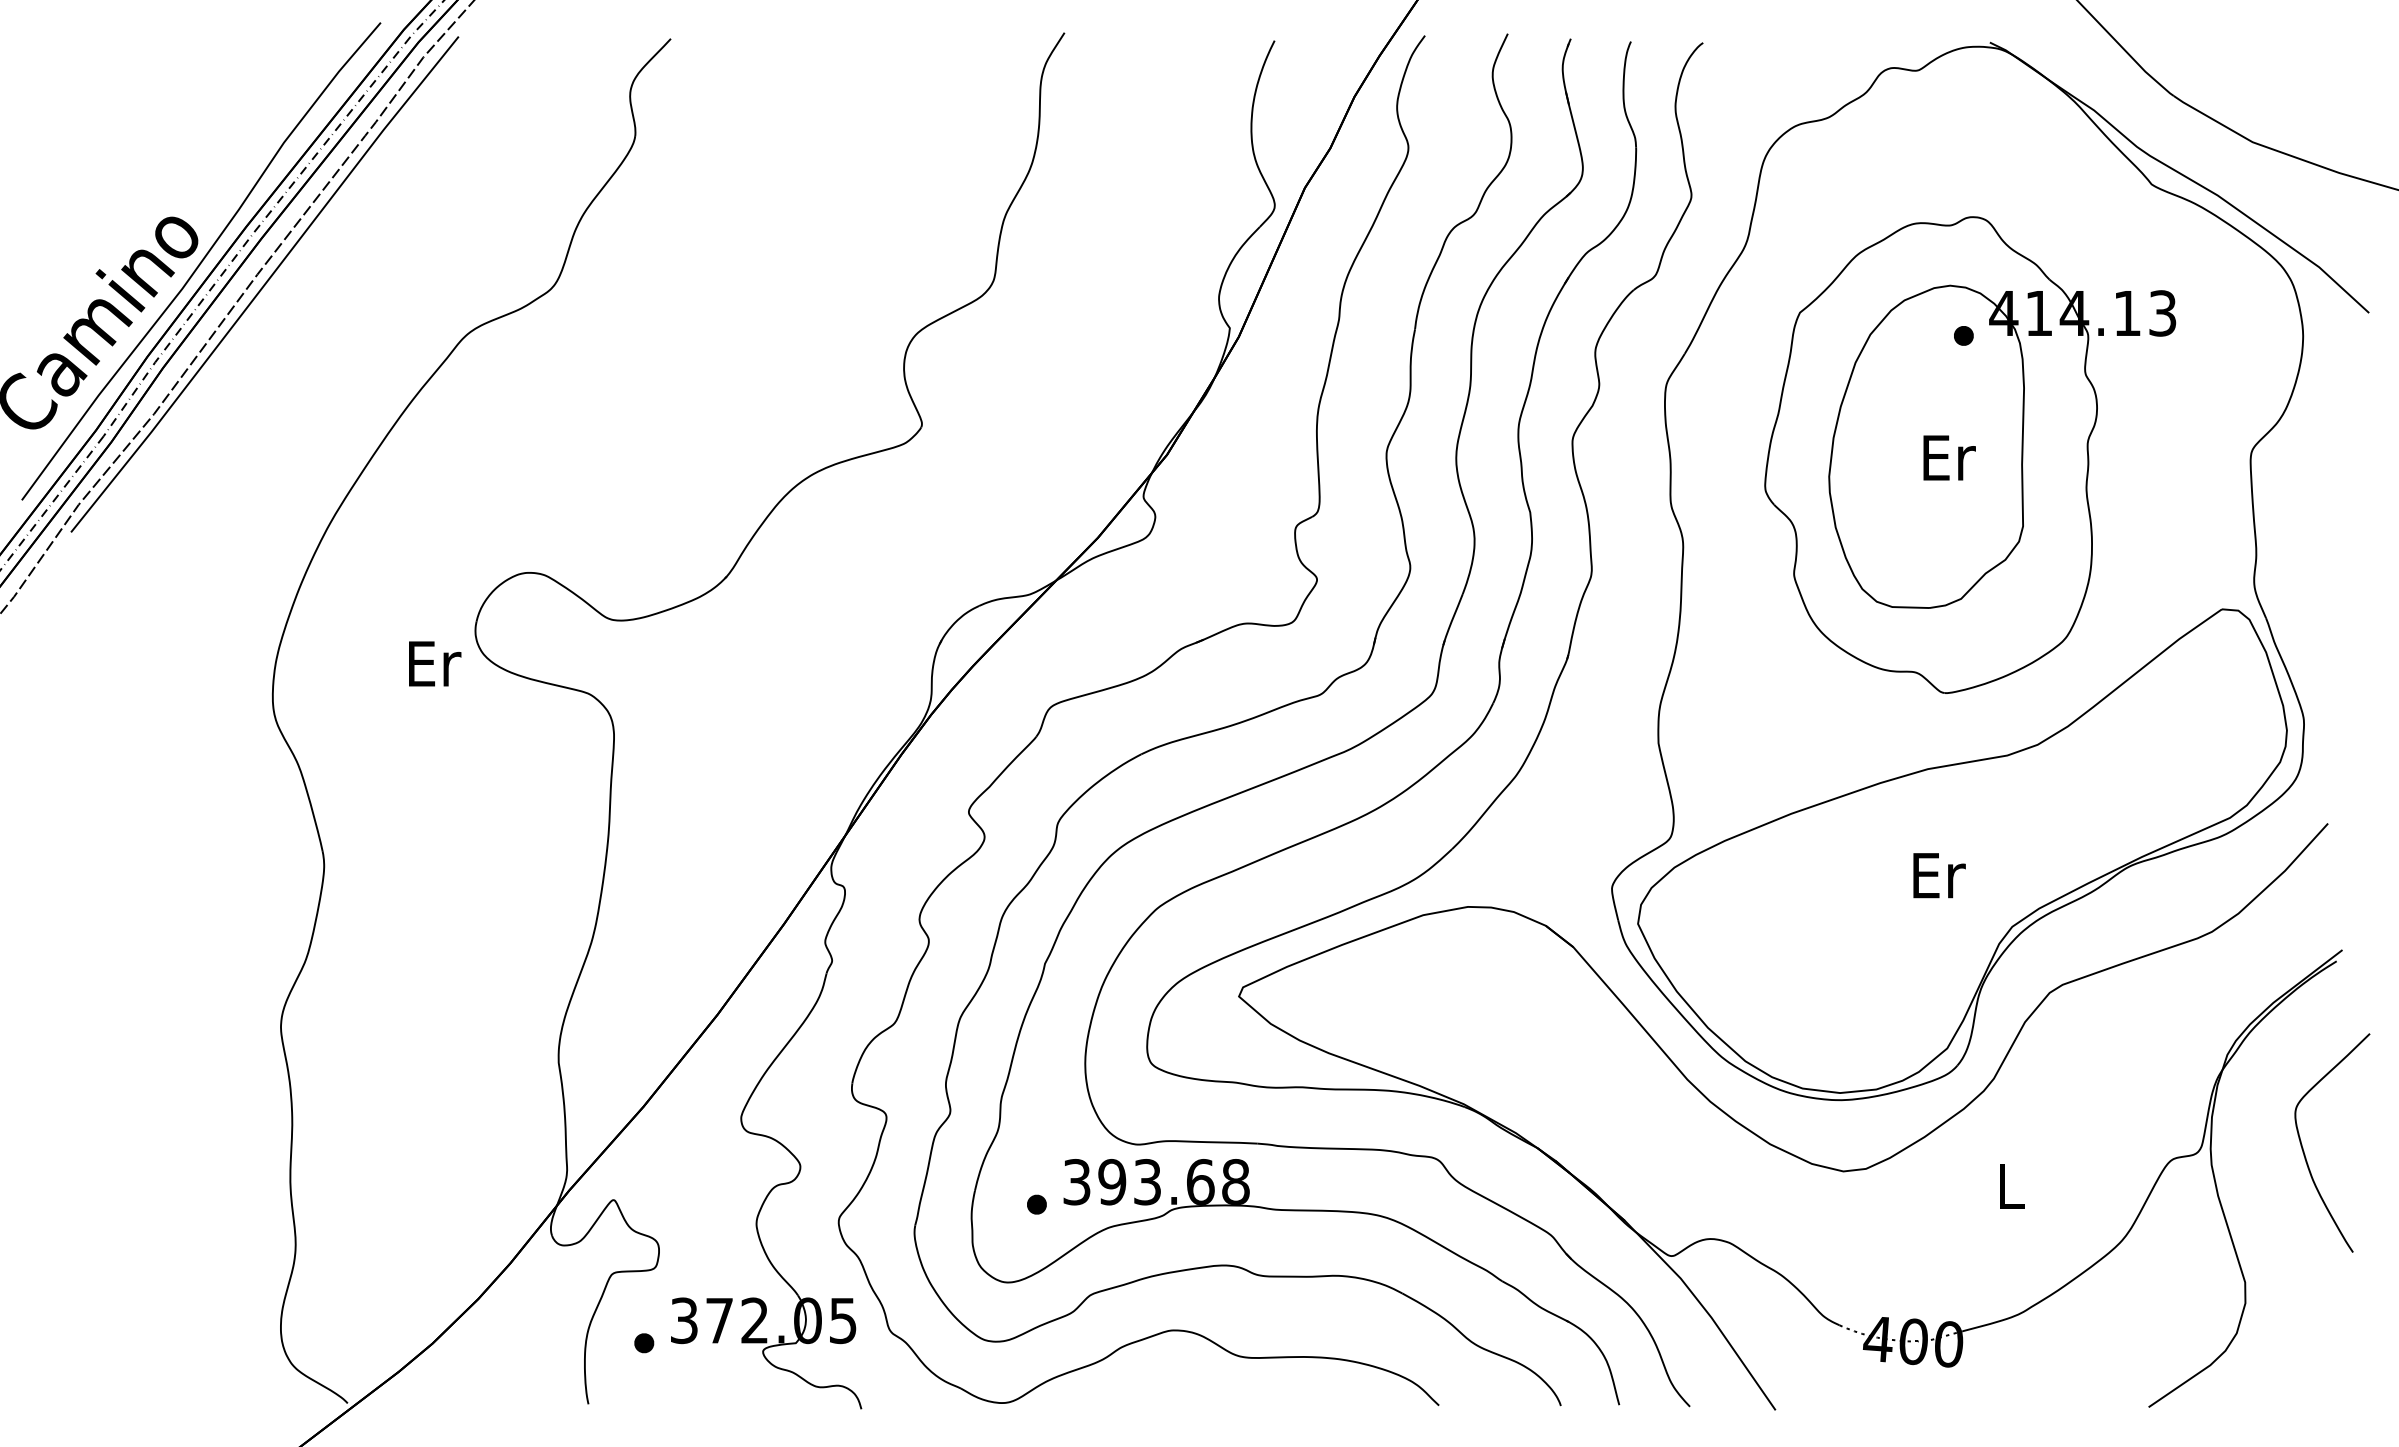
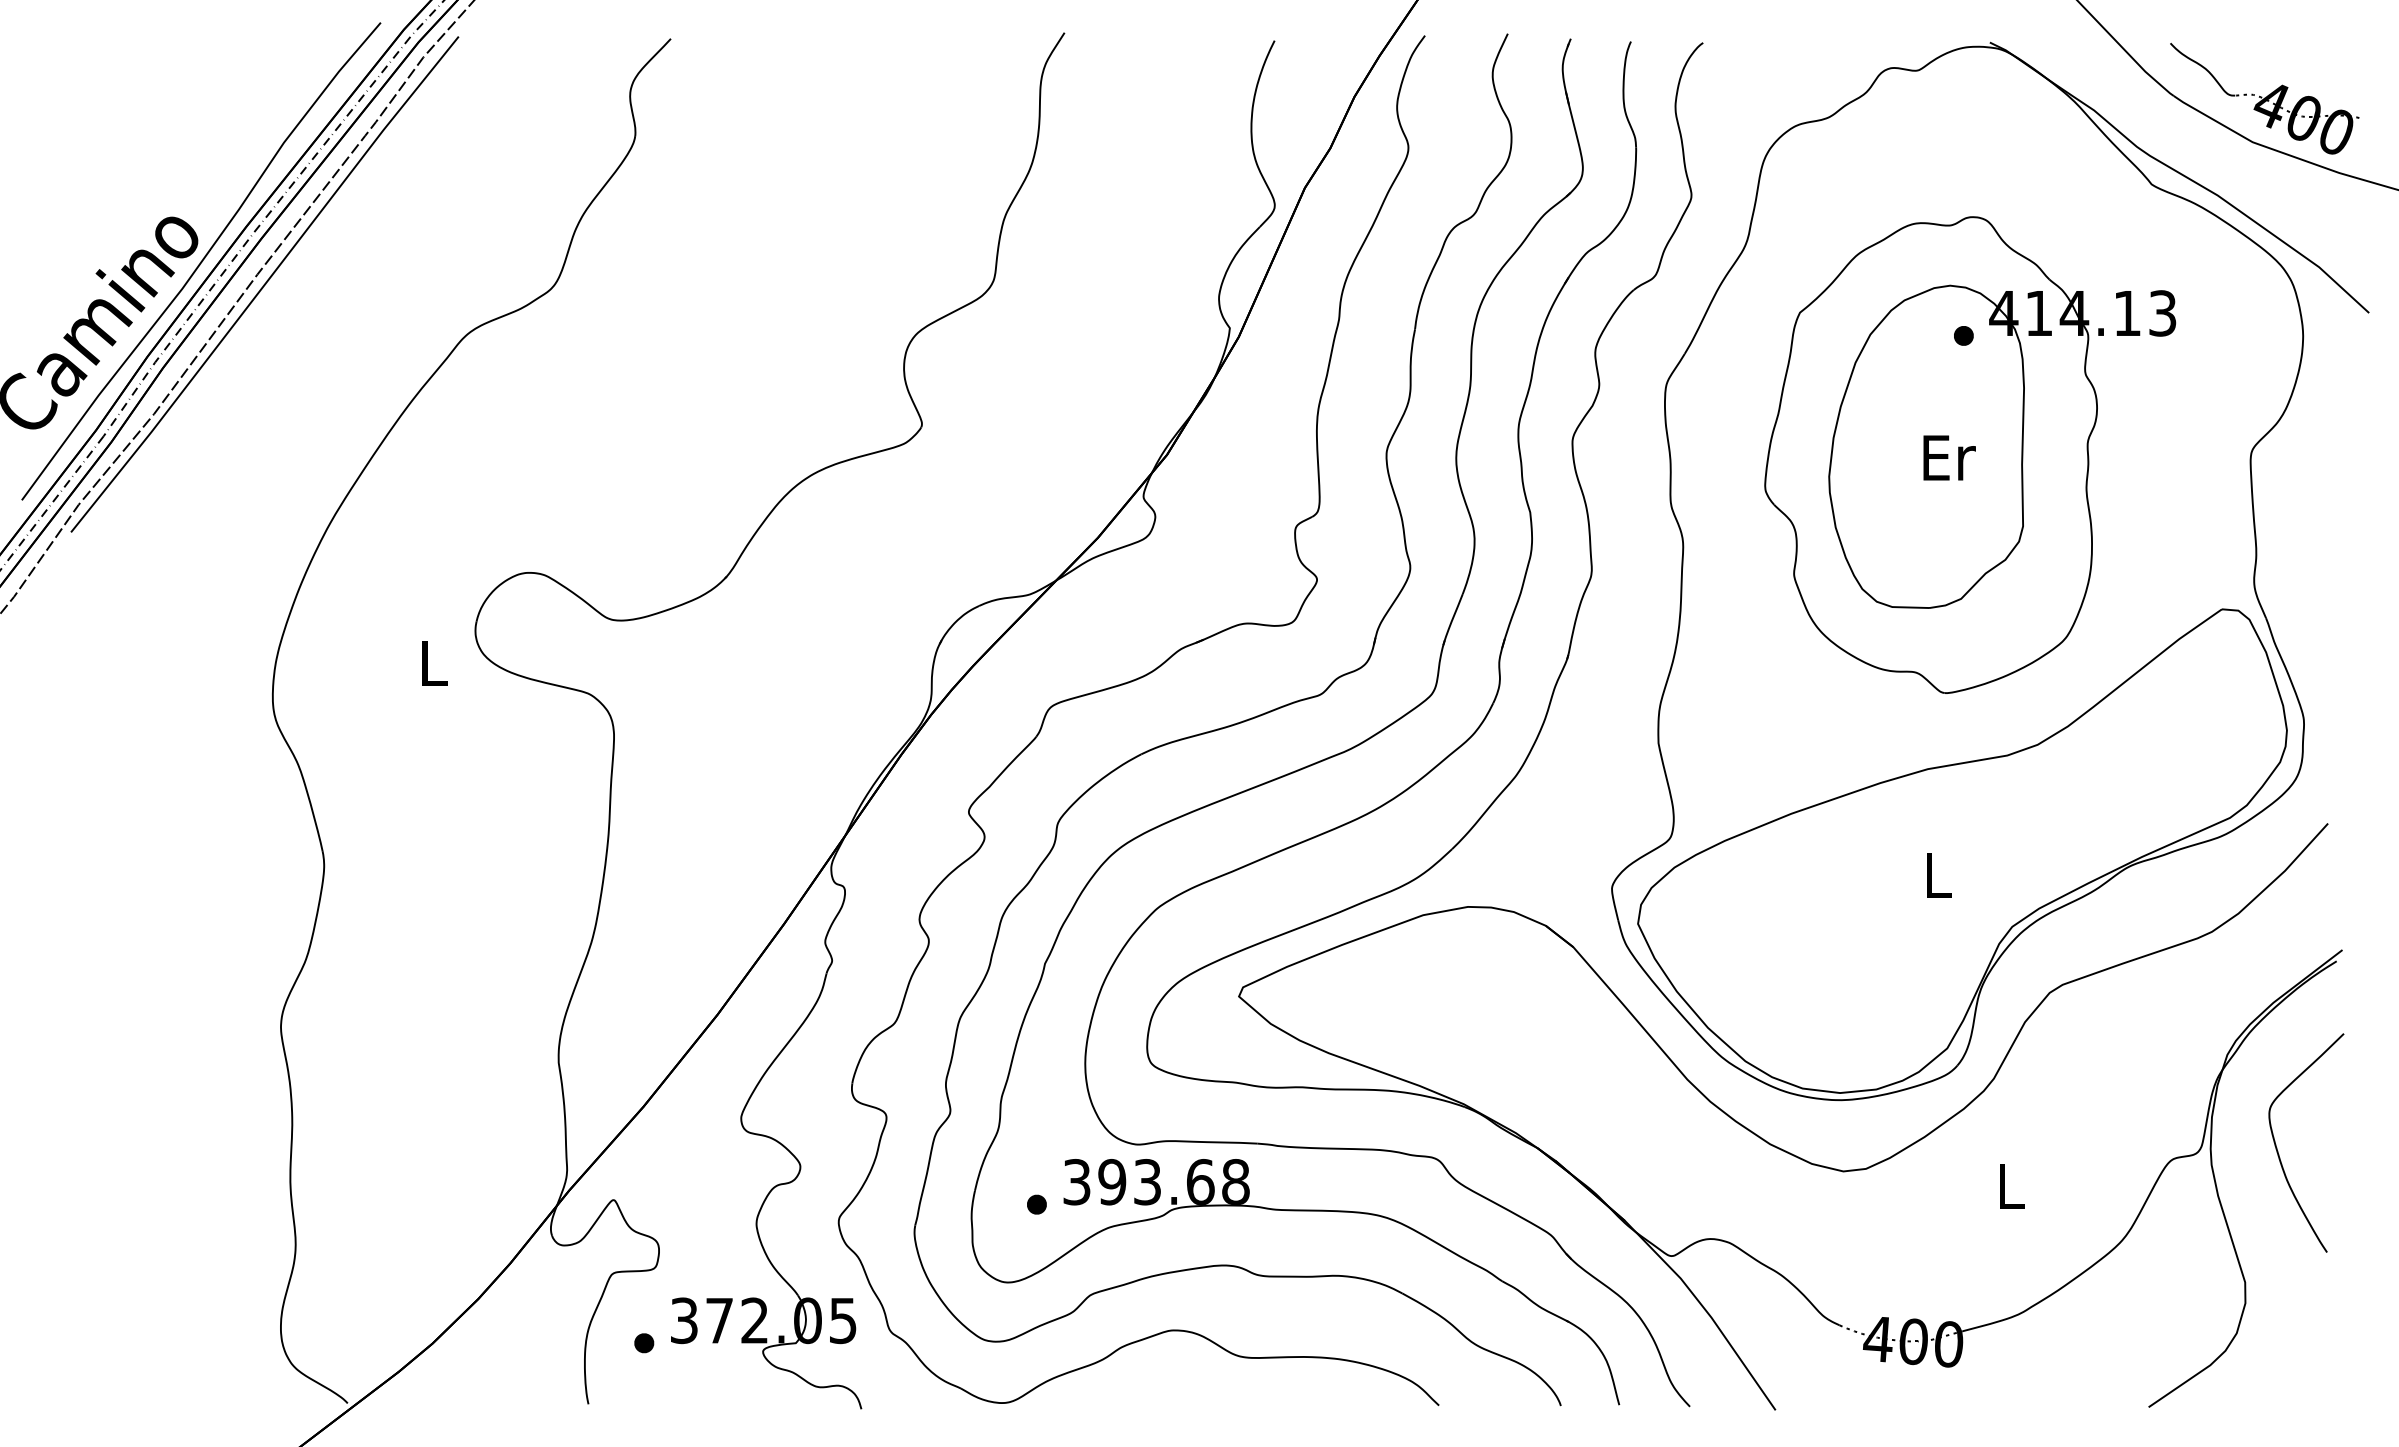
part: none -> present (2264, 98)
text: Er -> L (435, 663)
text: Er -> L (1939, 875)
curve position: (2304, 1151) -> (2278, 1151) (2278, 1151)
